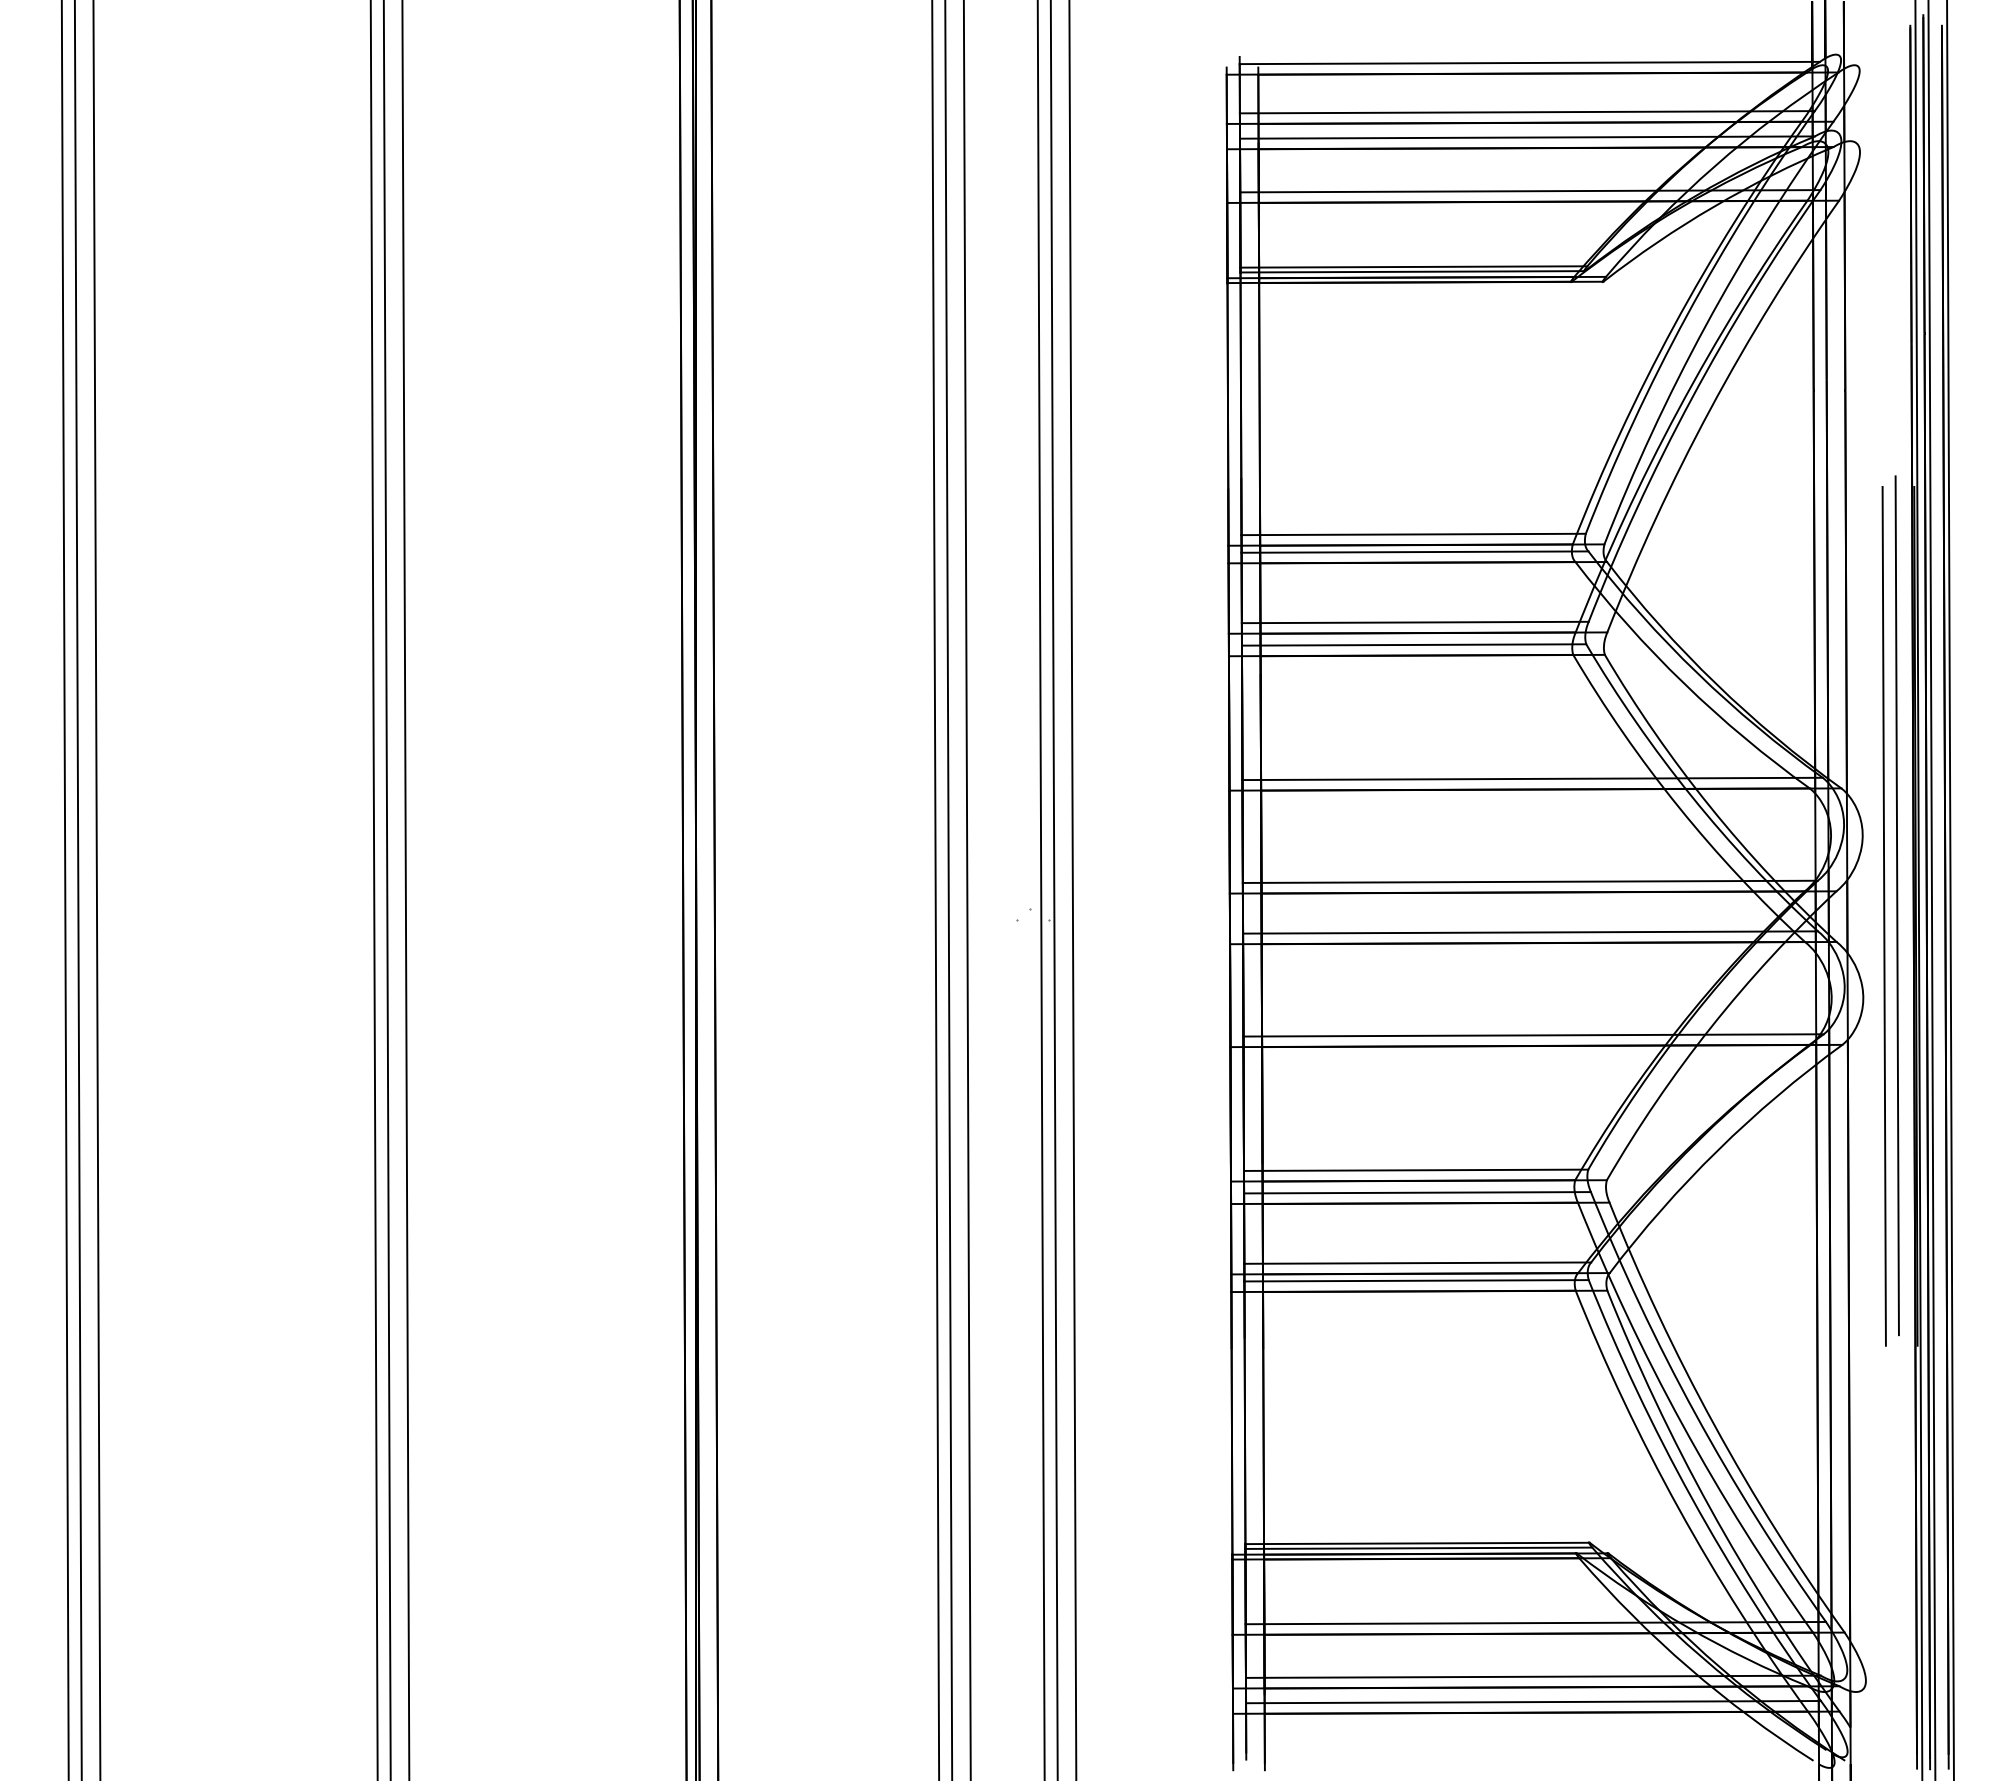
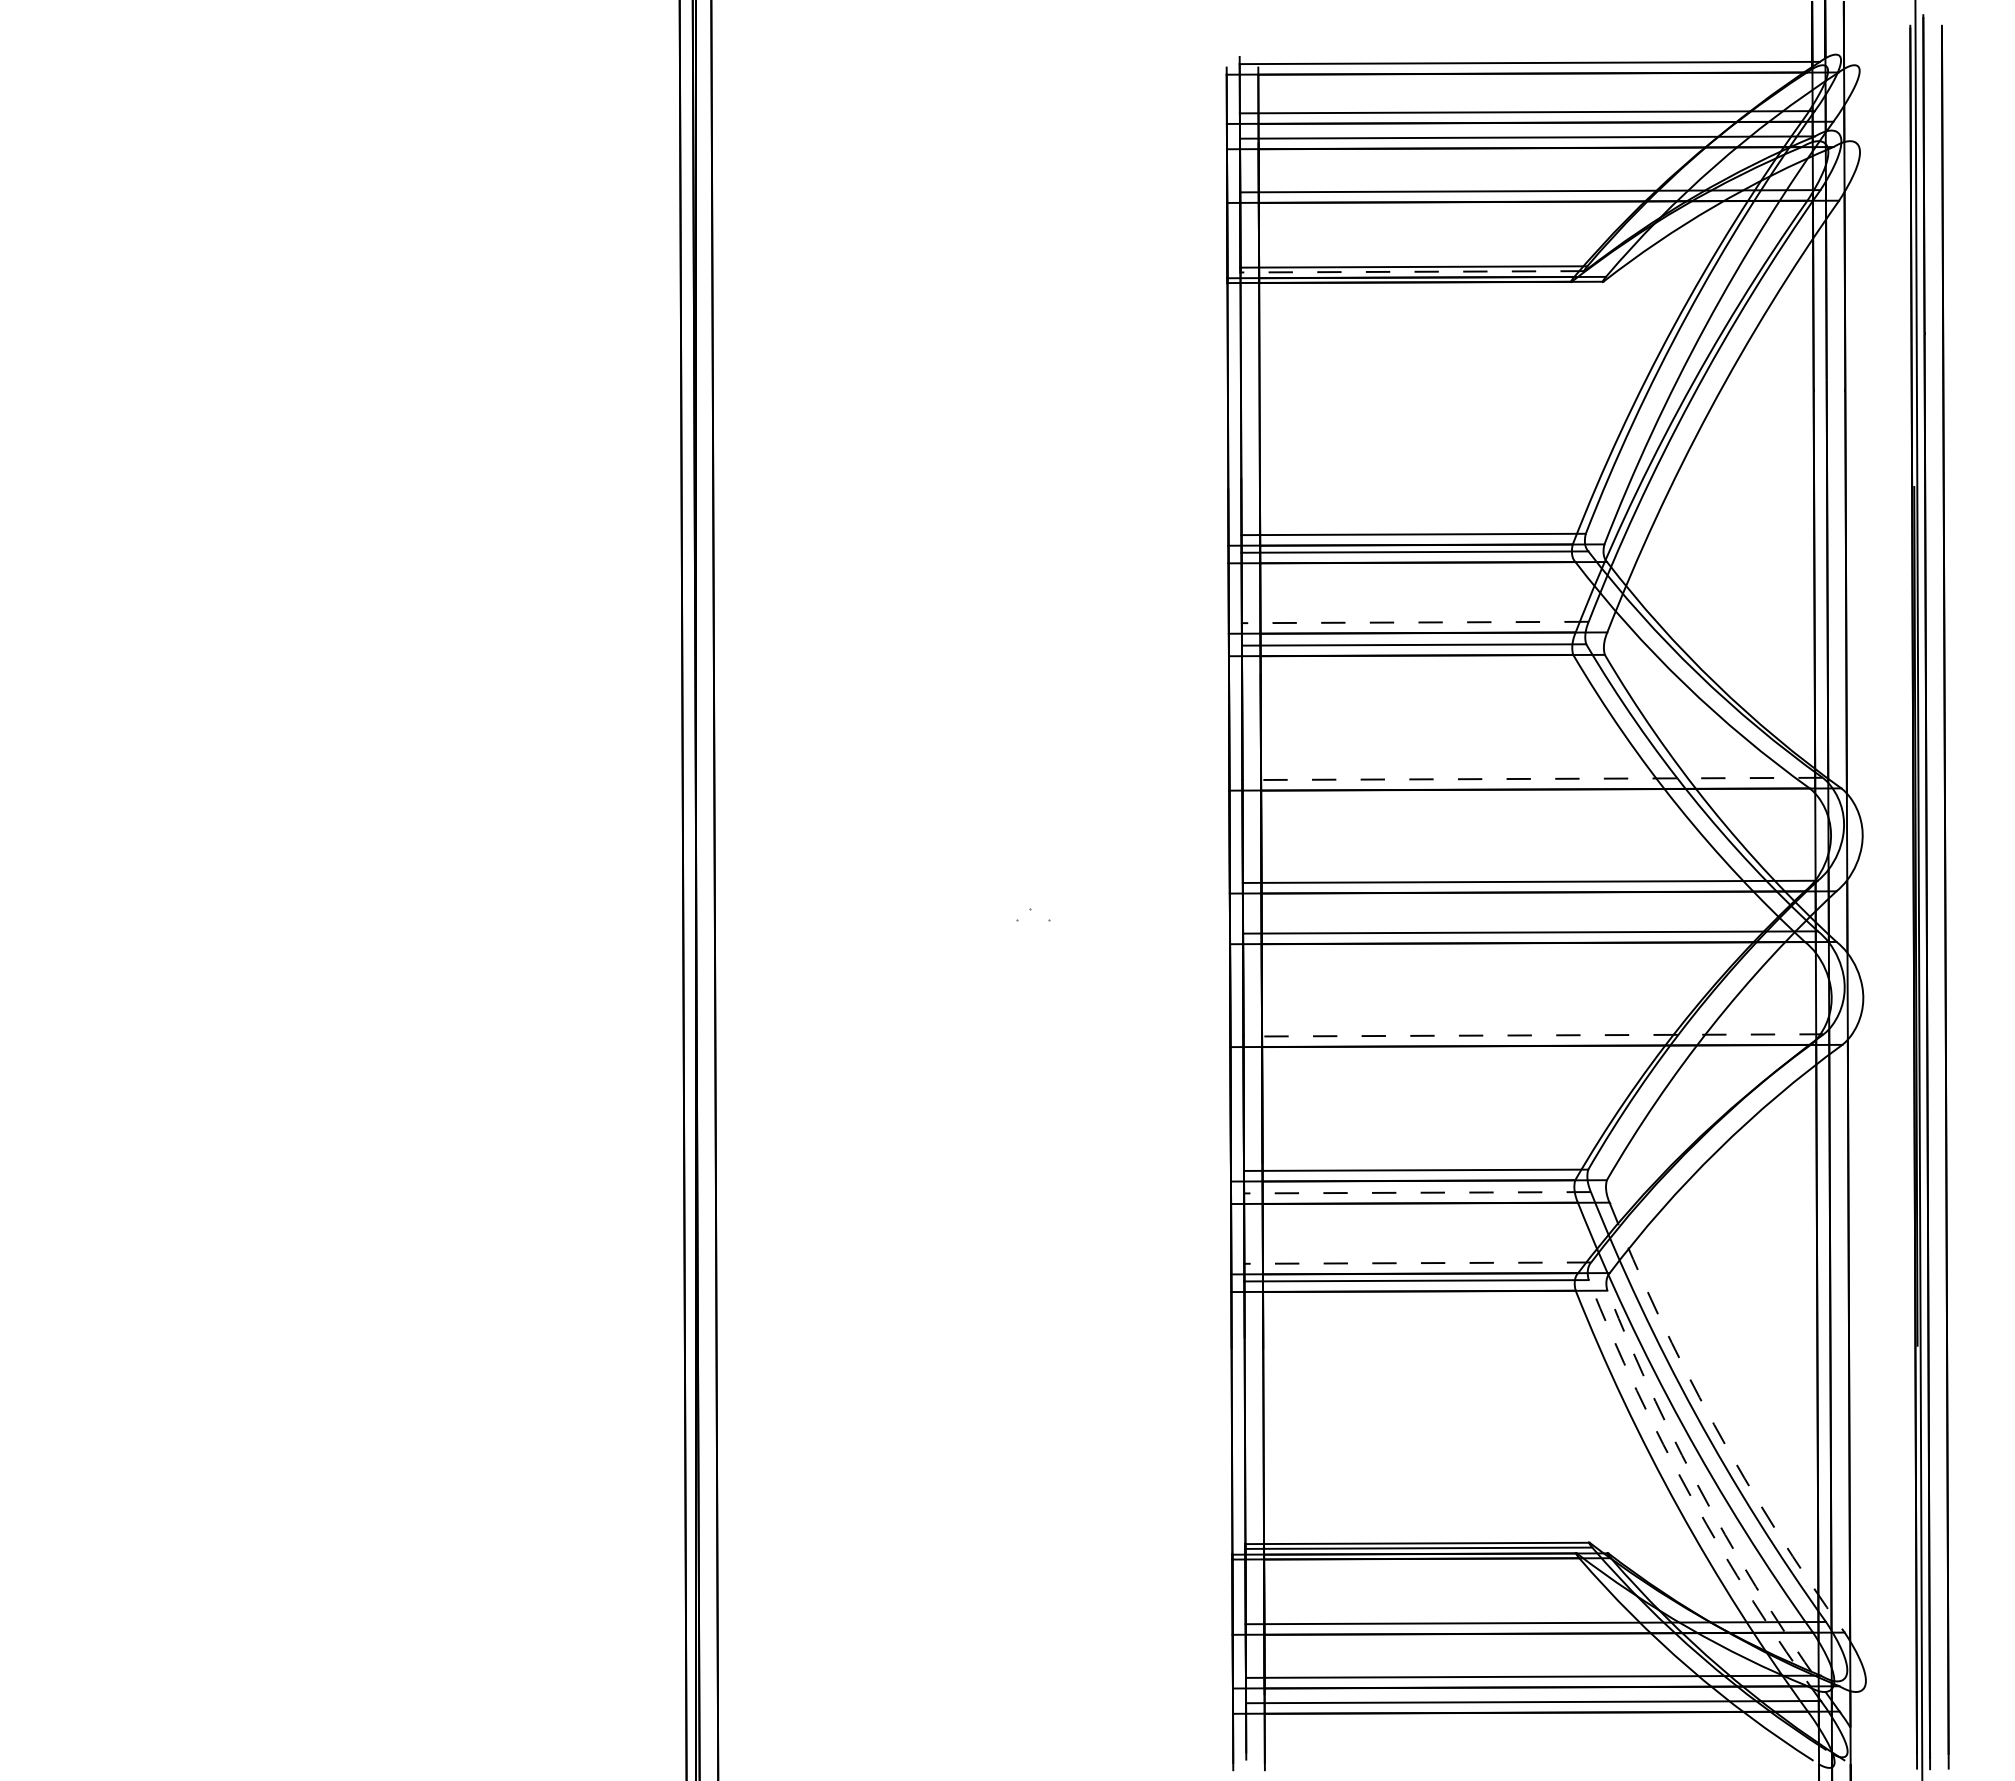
line: solid -> dashed (1412, 271)
line: solid -> dashed (1414, 622)
line: solid -> dashed (1532, 778)
line: present -> none (64, 889)
line: present -> none (77, 889)
line: present -> none (96, 889)
line: present -> none (373, 889)
line: present -> none (386, 889)
line: present -> none (405, 889)
line: present -> none (935, 889)
line: present -> none (948, 889)
line: present -> none (966, 889)
line: present -> none (1040, 889)
line: present -> none (1053, 889)
line: present -> none (1072, 889)
line: present -> none (1931, 889)
line: present -> none (1950, 889)
line: present -> none (1896, 905)
line: present -> none (1883, 916)
line: solid -> dashed (1533, 1035)
line: solid -> dashed (1417, 1192)
line: solid -> dashed (1417, 1263)
line: solid -> dashed (1714, 1424)
line: solid -> dashed (1691, 1497)
line: solid -> dashed (1710, 1508)
